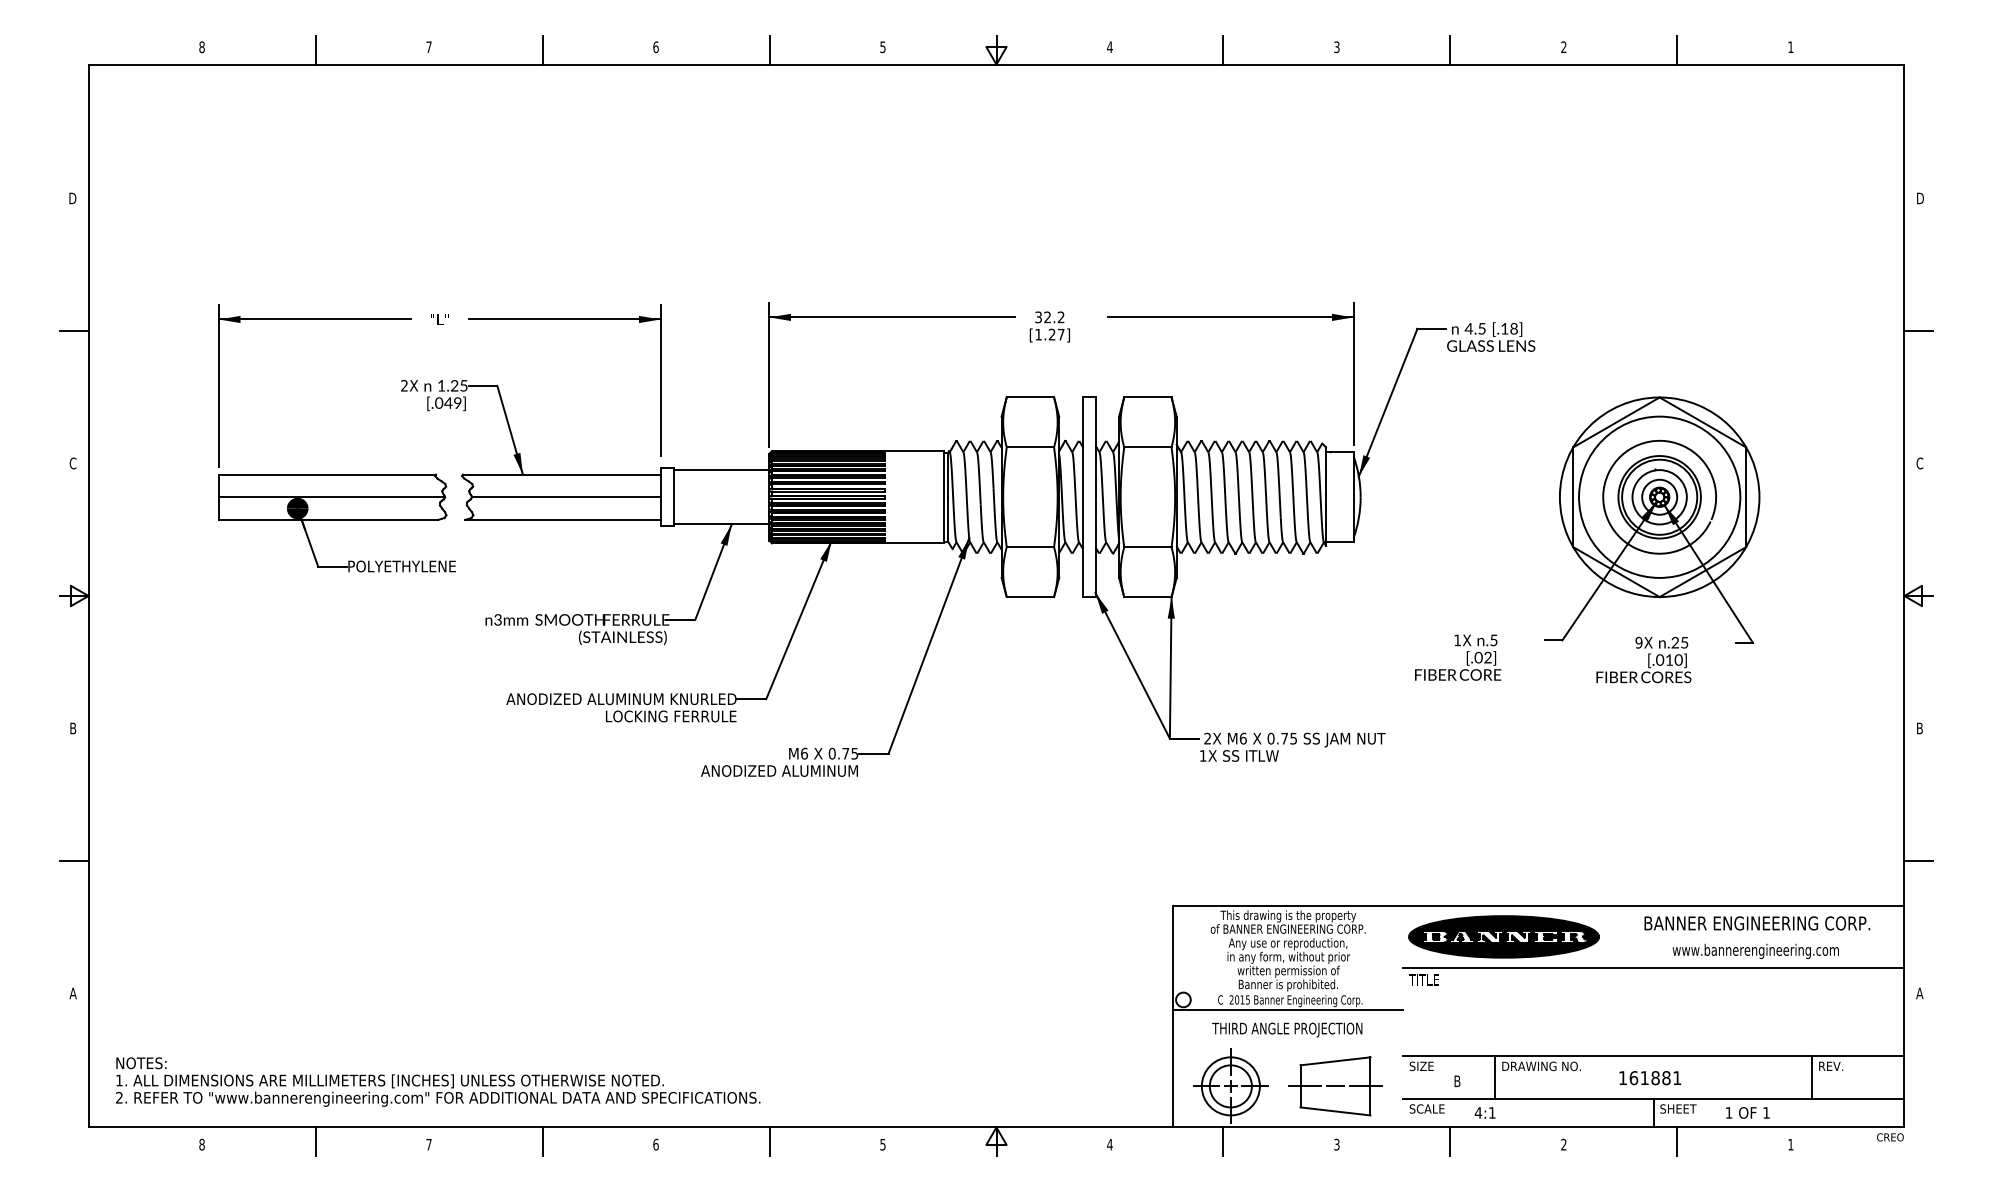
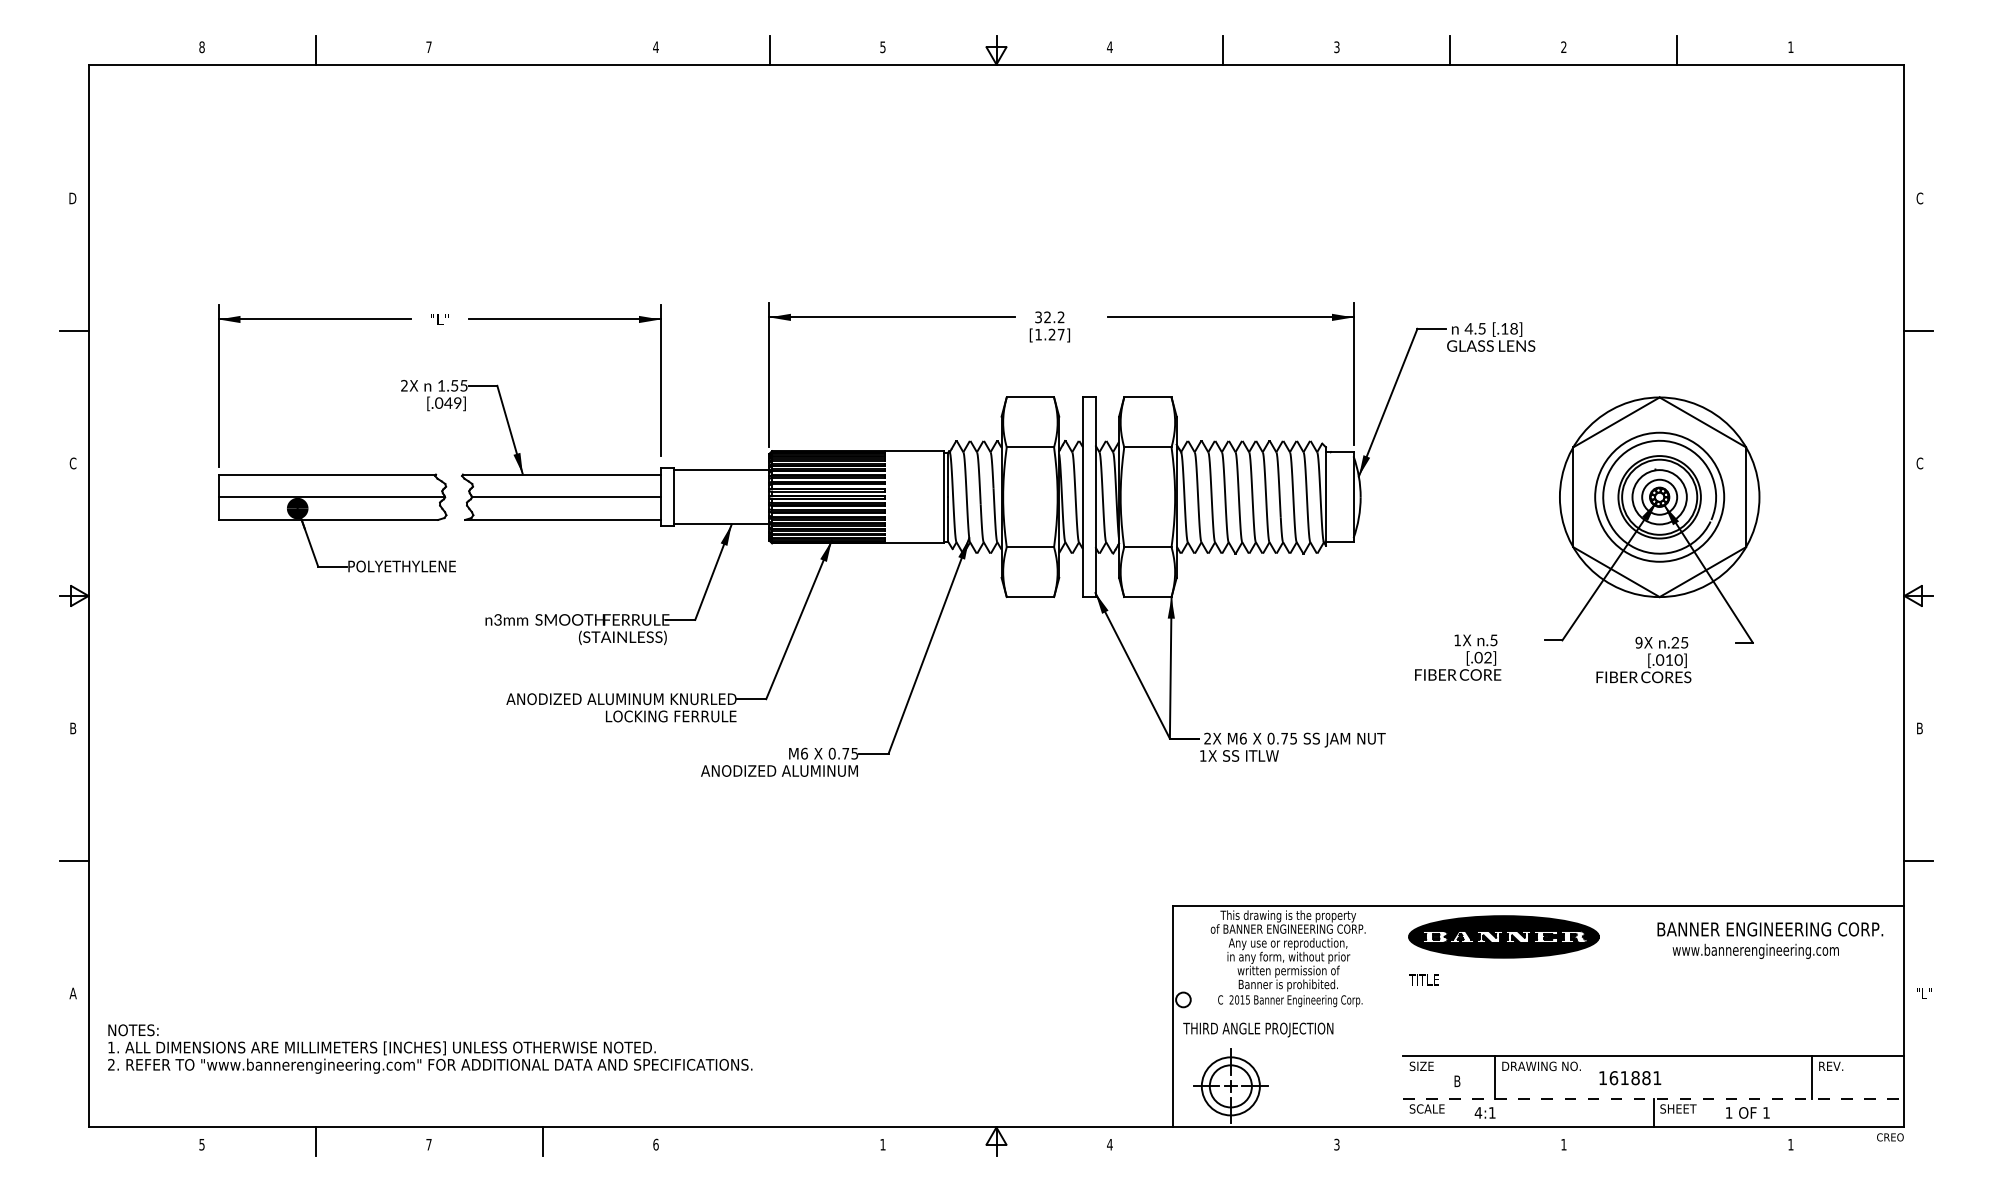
text: 6 -> 4 (655, 47)
line: present -> none (542, 49)
text: D -> C (1919, 198)
text: 1.25 -> 1.55 (454, 385)
circle diameter: 161 px -> 129 px (1659, 496)
text position: (1757, 923) -> (1770, 929) (1770, 929)
line: present -> none (1653, 968)
text: A -> "L" (1923, 993)
line: present -> none (1287, 1009)
text position: (1287, 1029) -> (1258, 1029) (1258, 1029)
text position: (1650, 1078) -> (1630, 1078) (1630, 1078)
text position: (438, 1081) -> (430, 1048) (430, 1048)
part: present -> none (1335, 1086)
line: solid -> dashed (1653, 1098)
line: present -> none (769, 1141)
line: present -> none (1223, 1141)
line: present -> none (1450, 1141)
line: present -> none (1677, 1141)
text: 8 -> 5 (201, 1144)
text: 5 -> 1 (882, 1144)
text: 2 -> 1 (1563, 1144)
